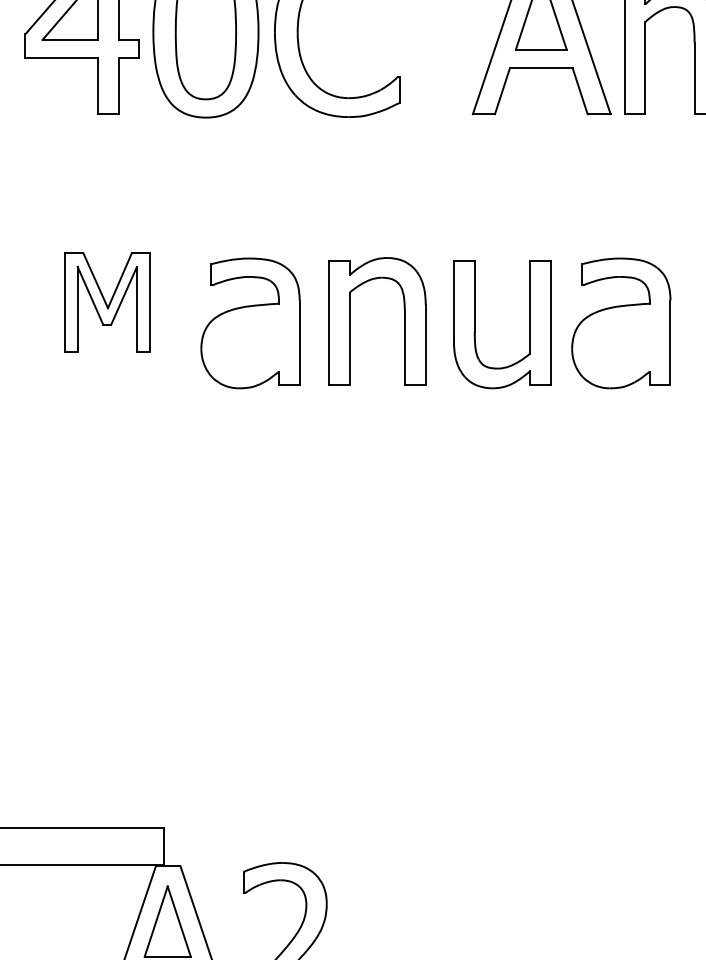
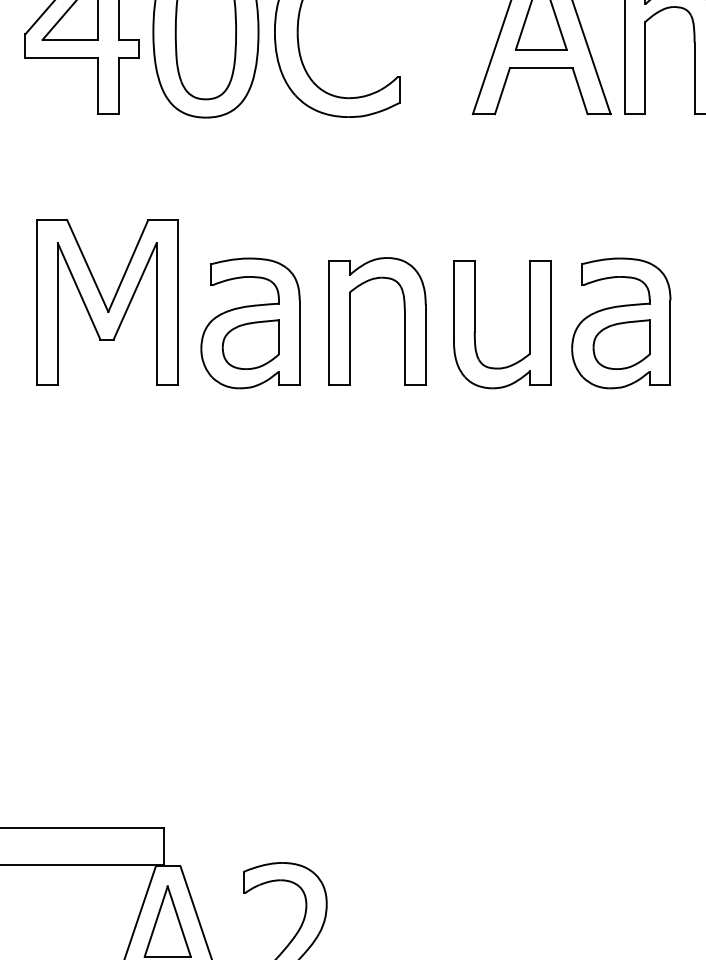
part size: 87x101 px -> 143x167 px (107, 302)
part: none -> present (250, 344)
part: none -> present (621, 344)
